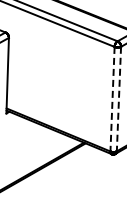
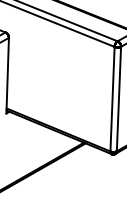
line: dashed -> solid (112, 99)
line: dashed -> solid (118, 99)
